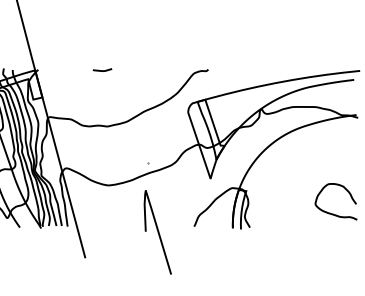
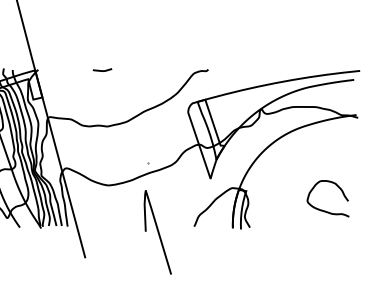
curve position: (330, 212) -> (322, 209) (322, 209)
